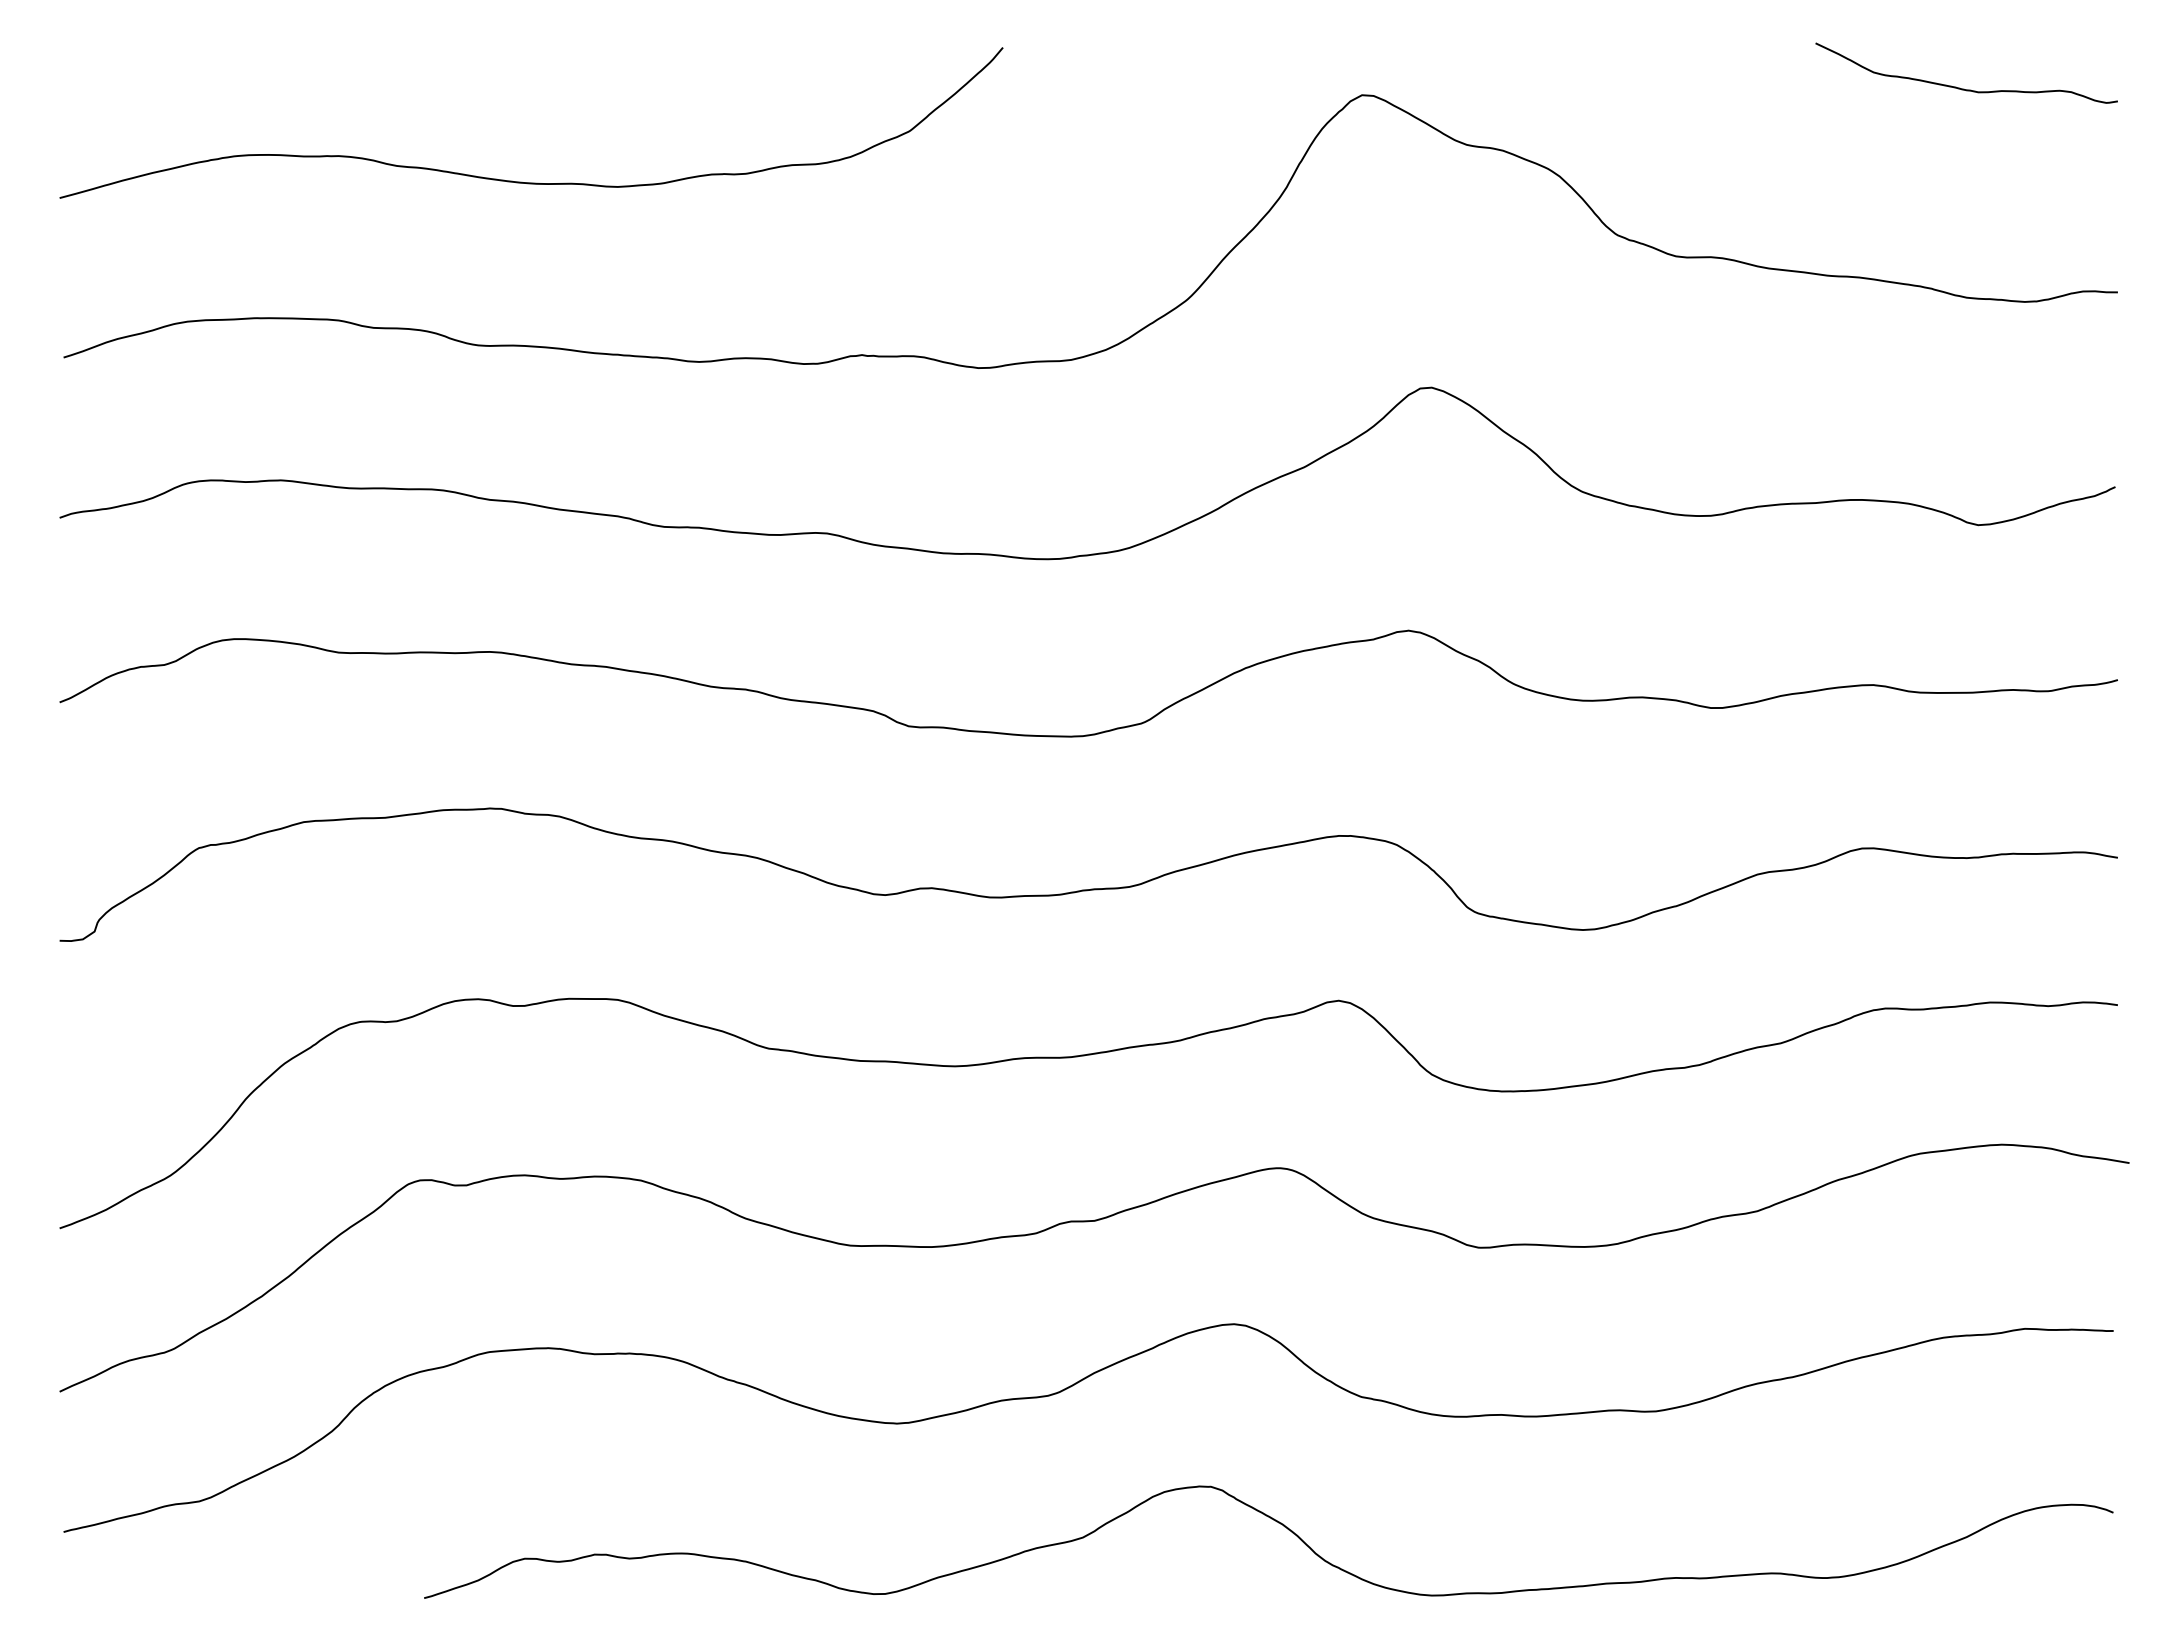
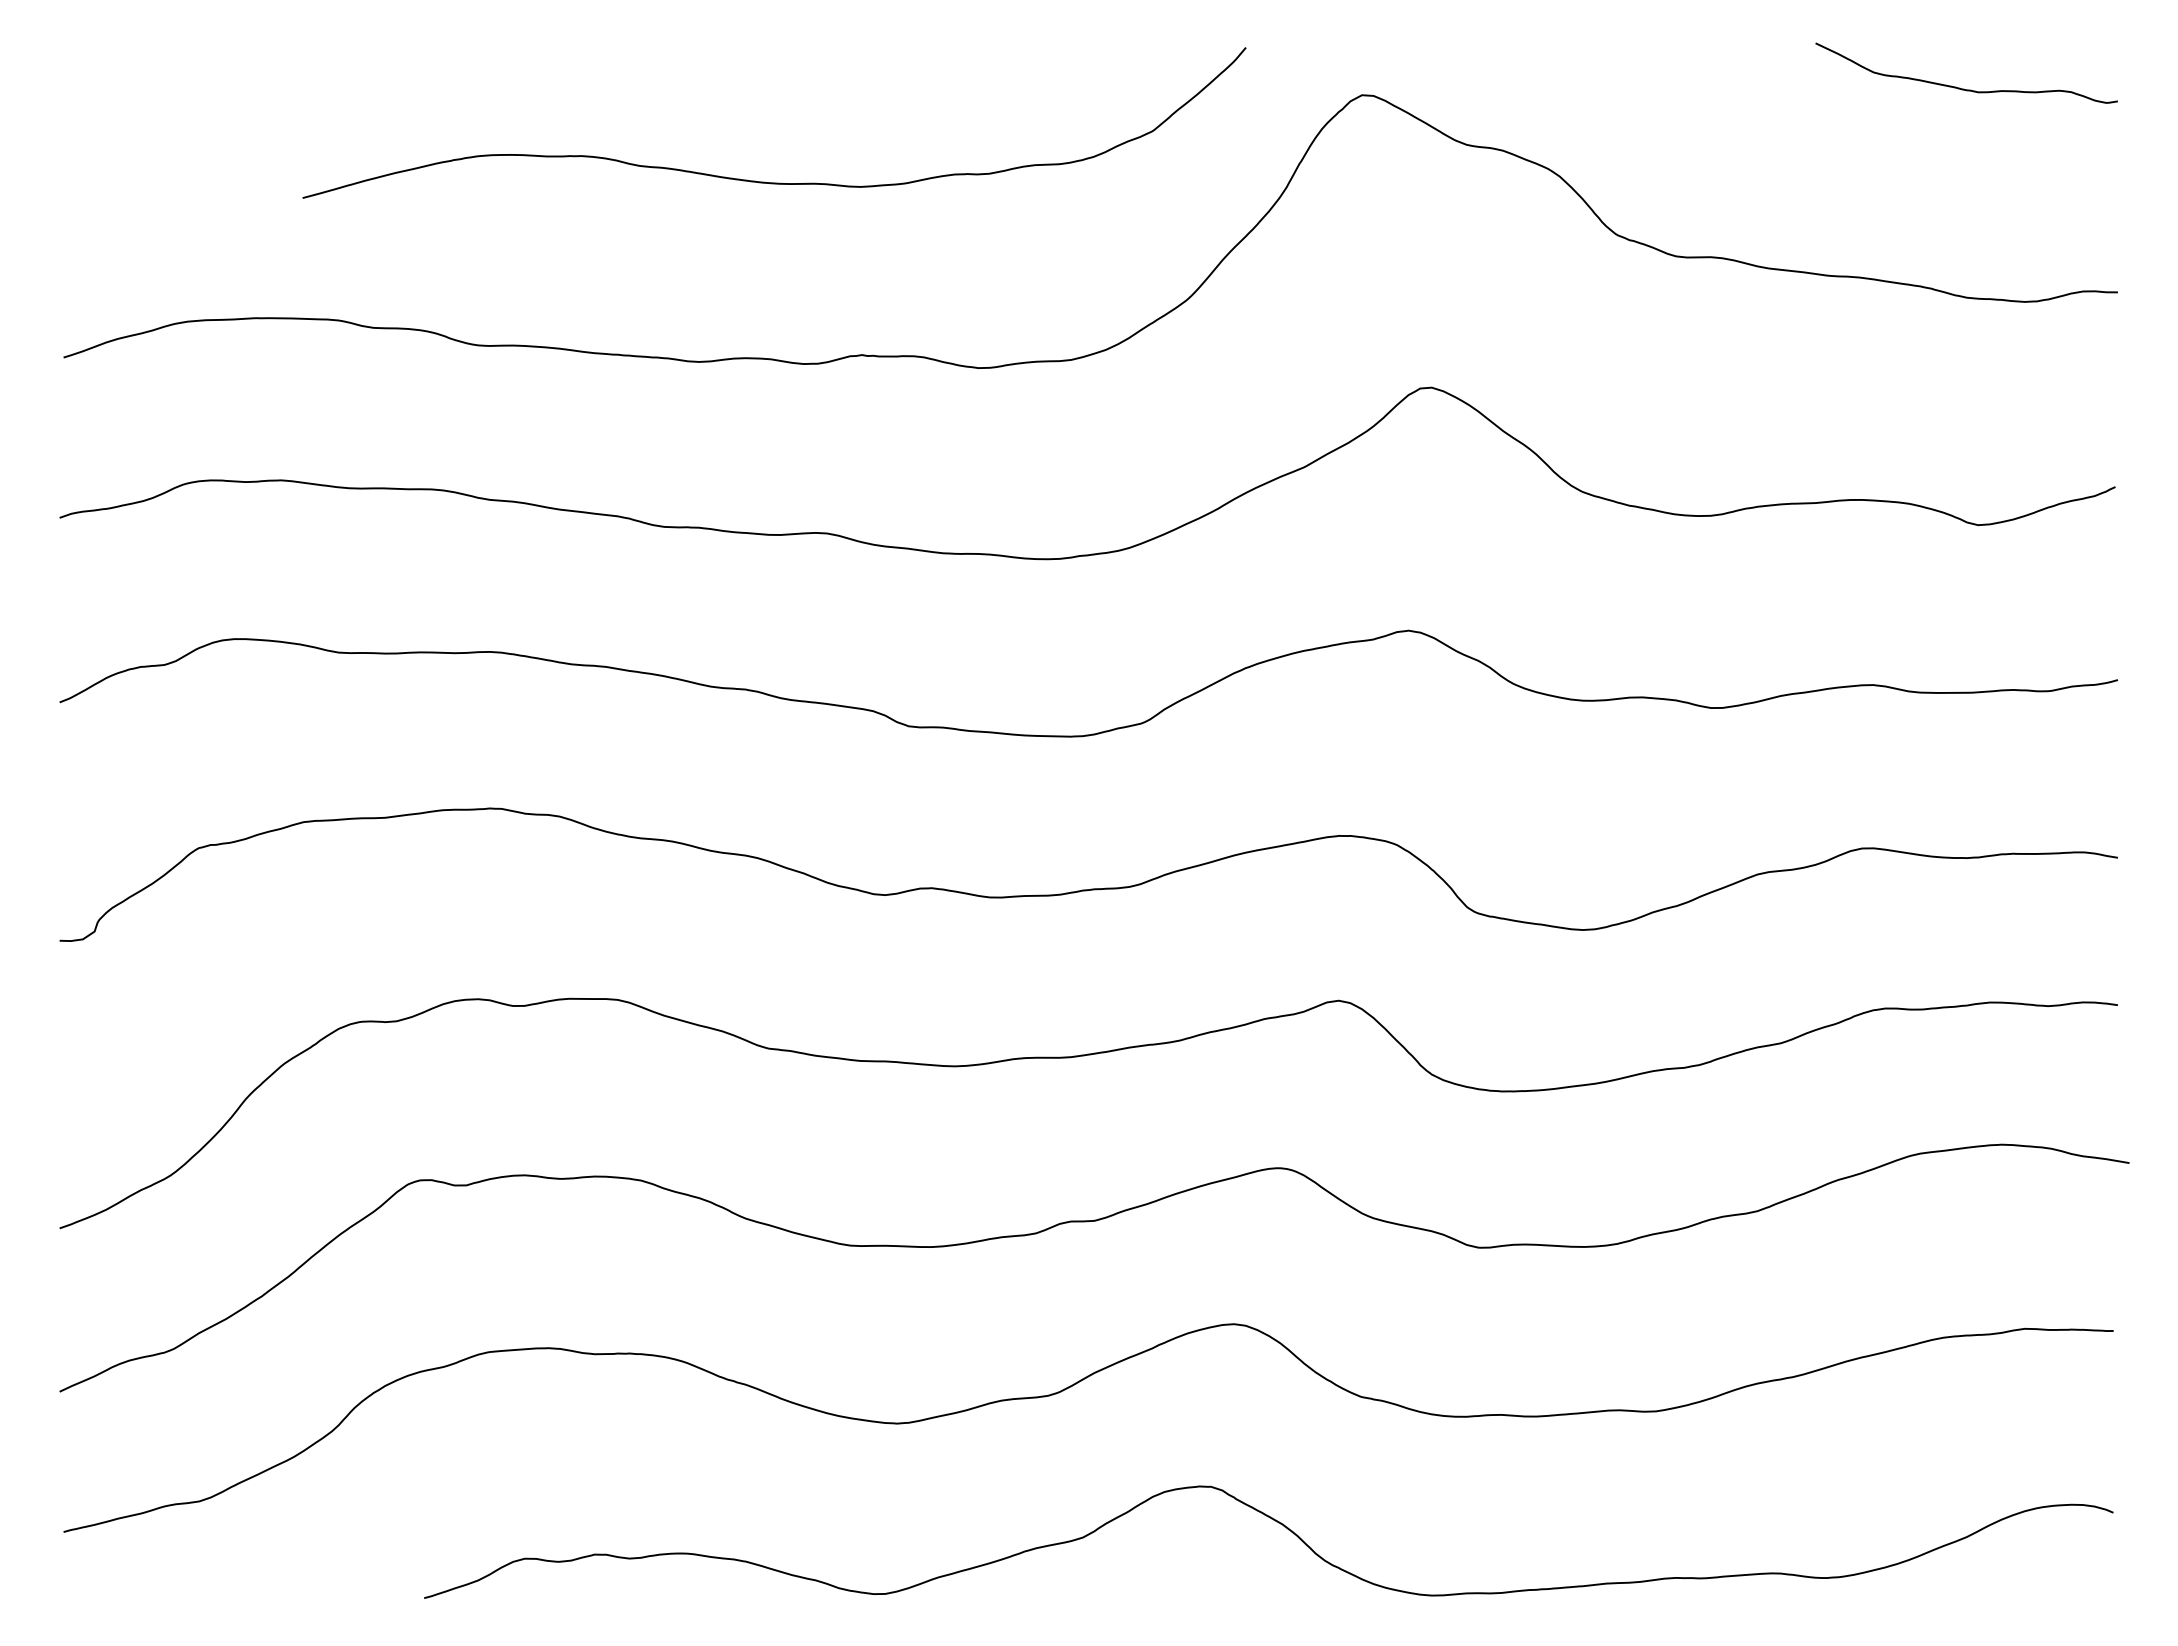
curve position: (521, 181) -> (764, 181) (764, 181)
